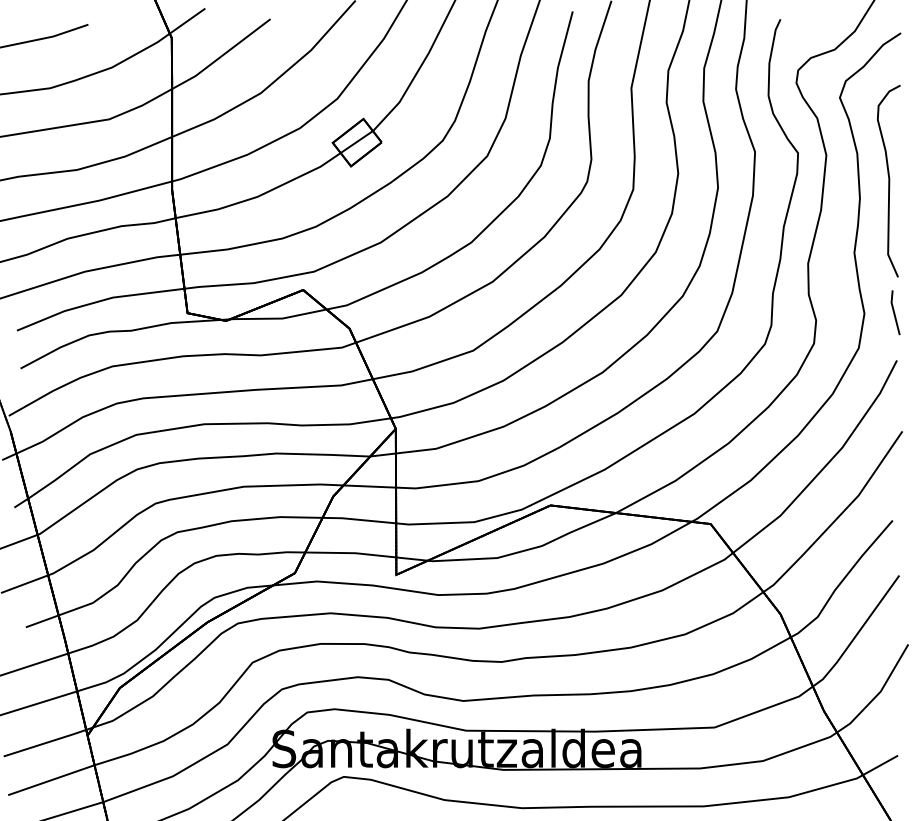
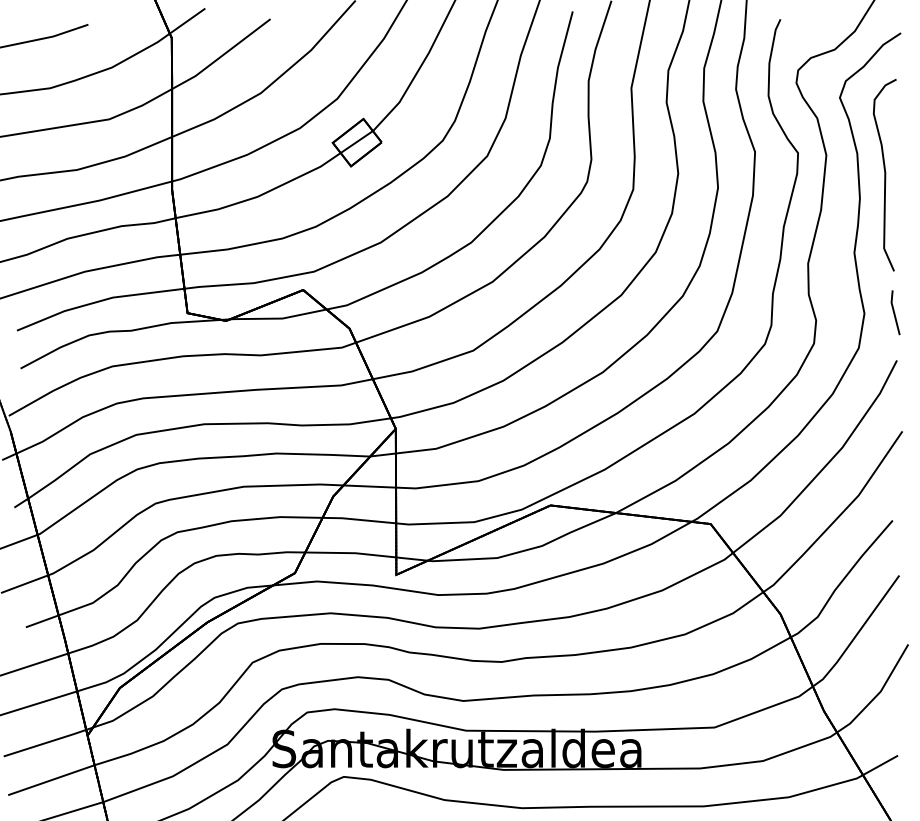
curve position: (888, 181) -> (884, 175) (884, 175)
